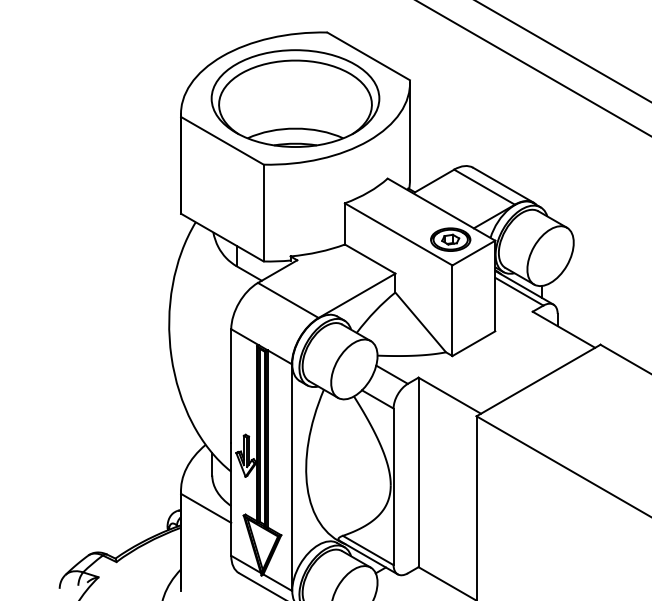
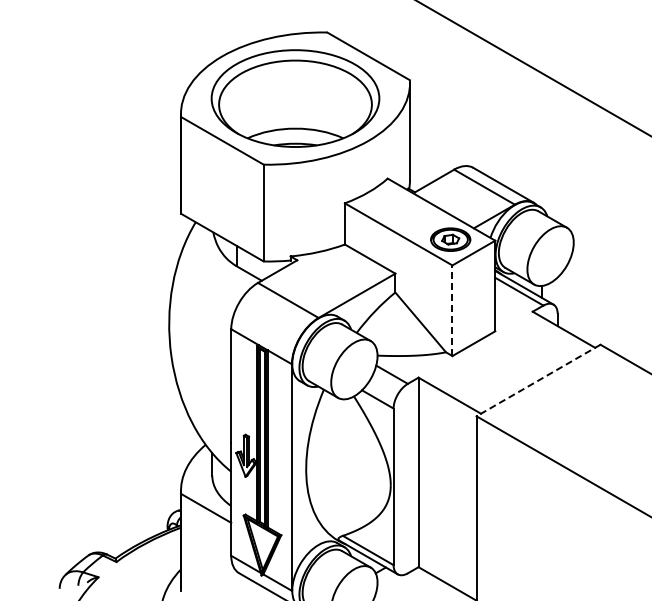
line: present -> none (562, 51)
line: solid -> dashed (452, 310)
line: solid -> dashed (538, 380)
